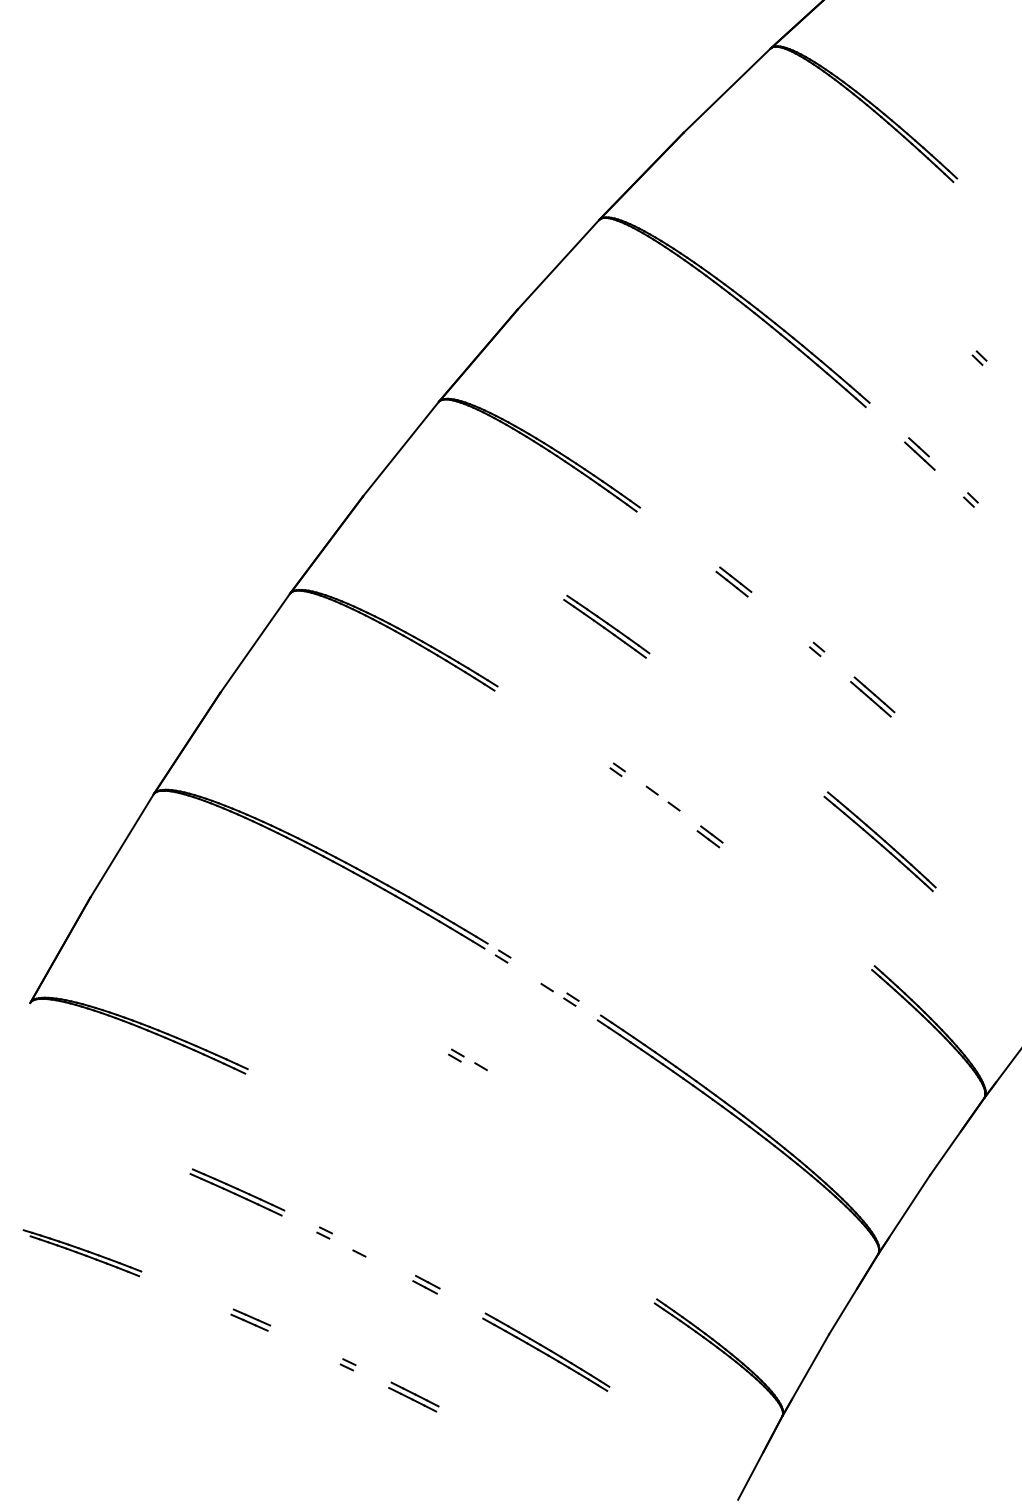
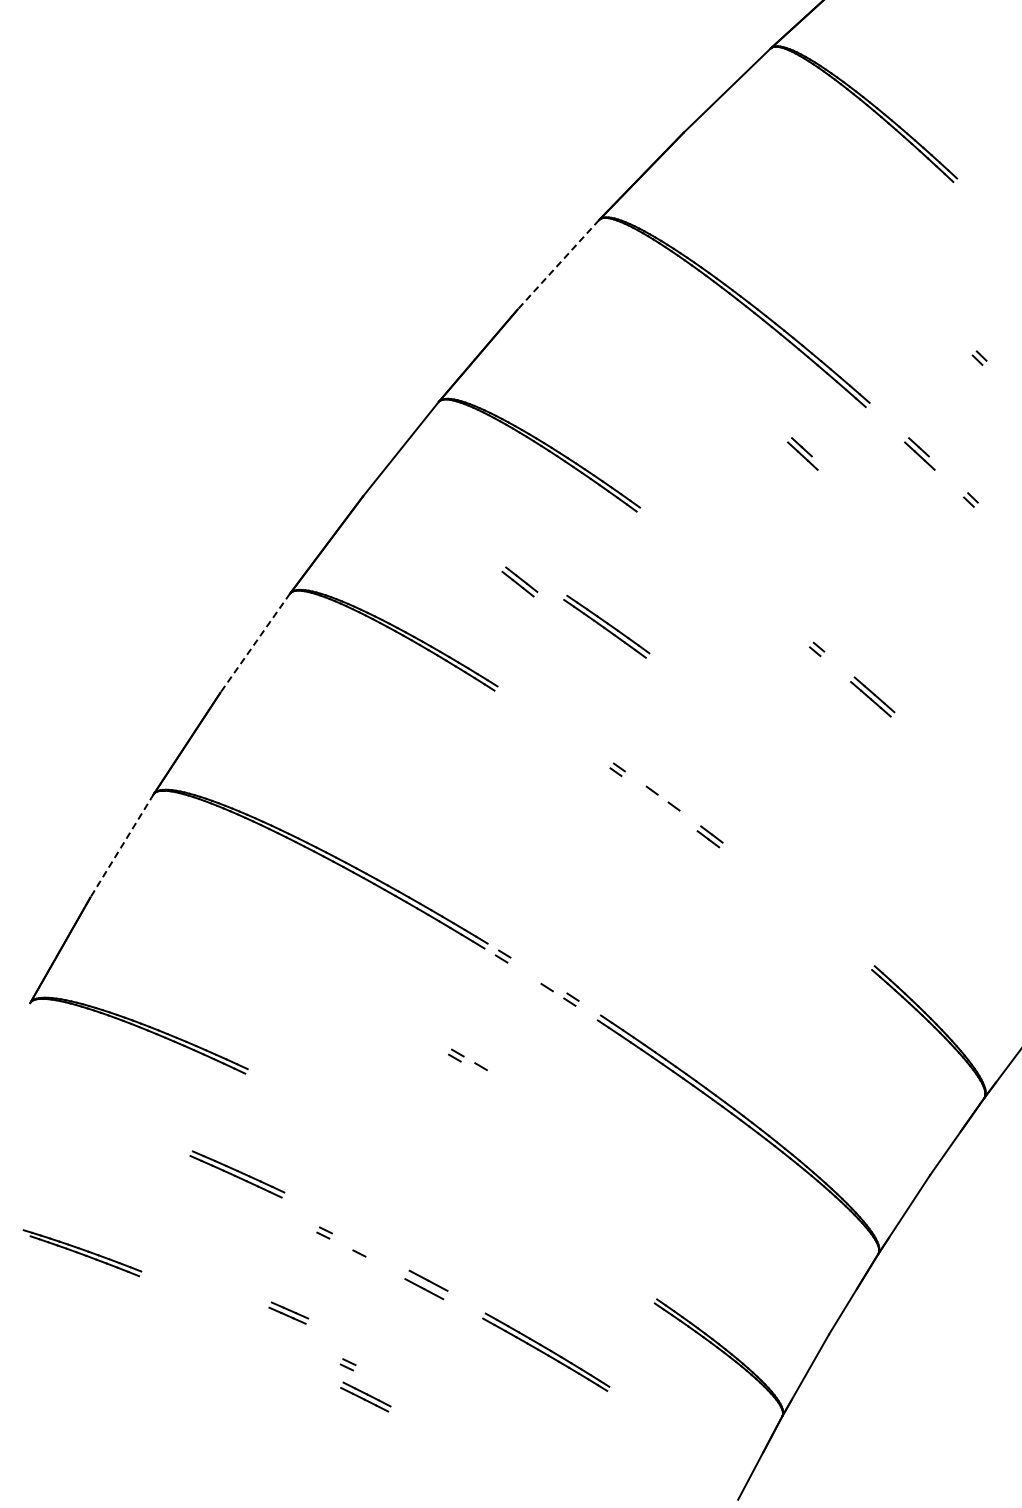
line: solid -> dashed (558, 264)
part: none -> present (802, 453)
part position: (733, 581) -> (519, 581) (519, 581)
line: solid -> dashed (255, 643)
part: present -> none (879, 841)
line: solid -> dashed (122, 845)
part position: (237, 1192) -> (237, 1174) (237, 1174)
part size: 29x21 px -> 45x32 px (426, 1284)
part position: (250, 1319) -> (288, 1312) (288, 1312)
part position: (413, 1396) -> (365, 1396) (365, 1396)
